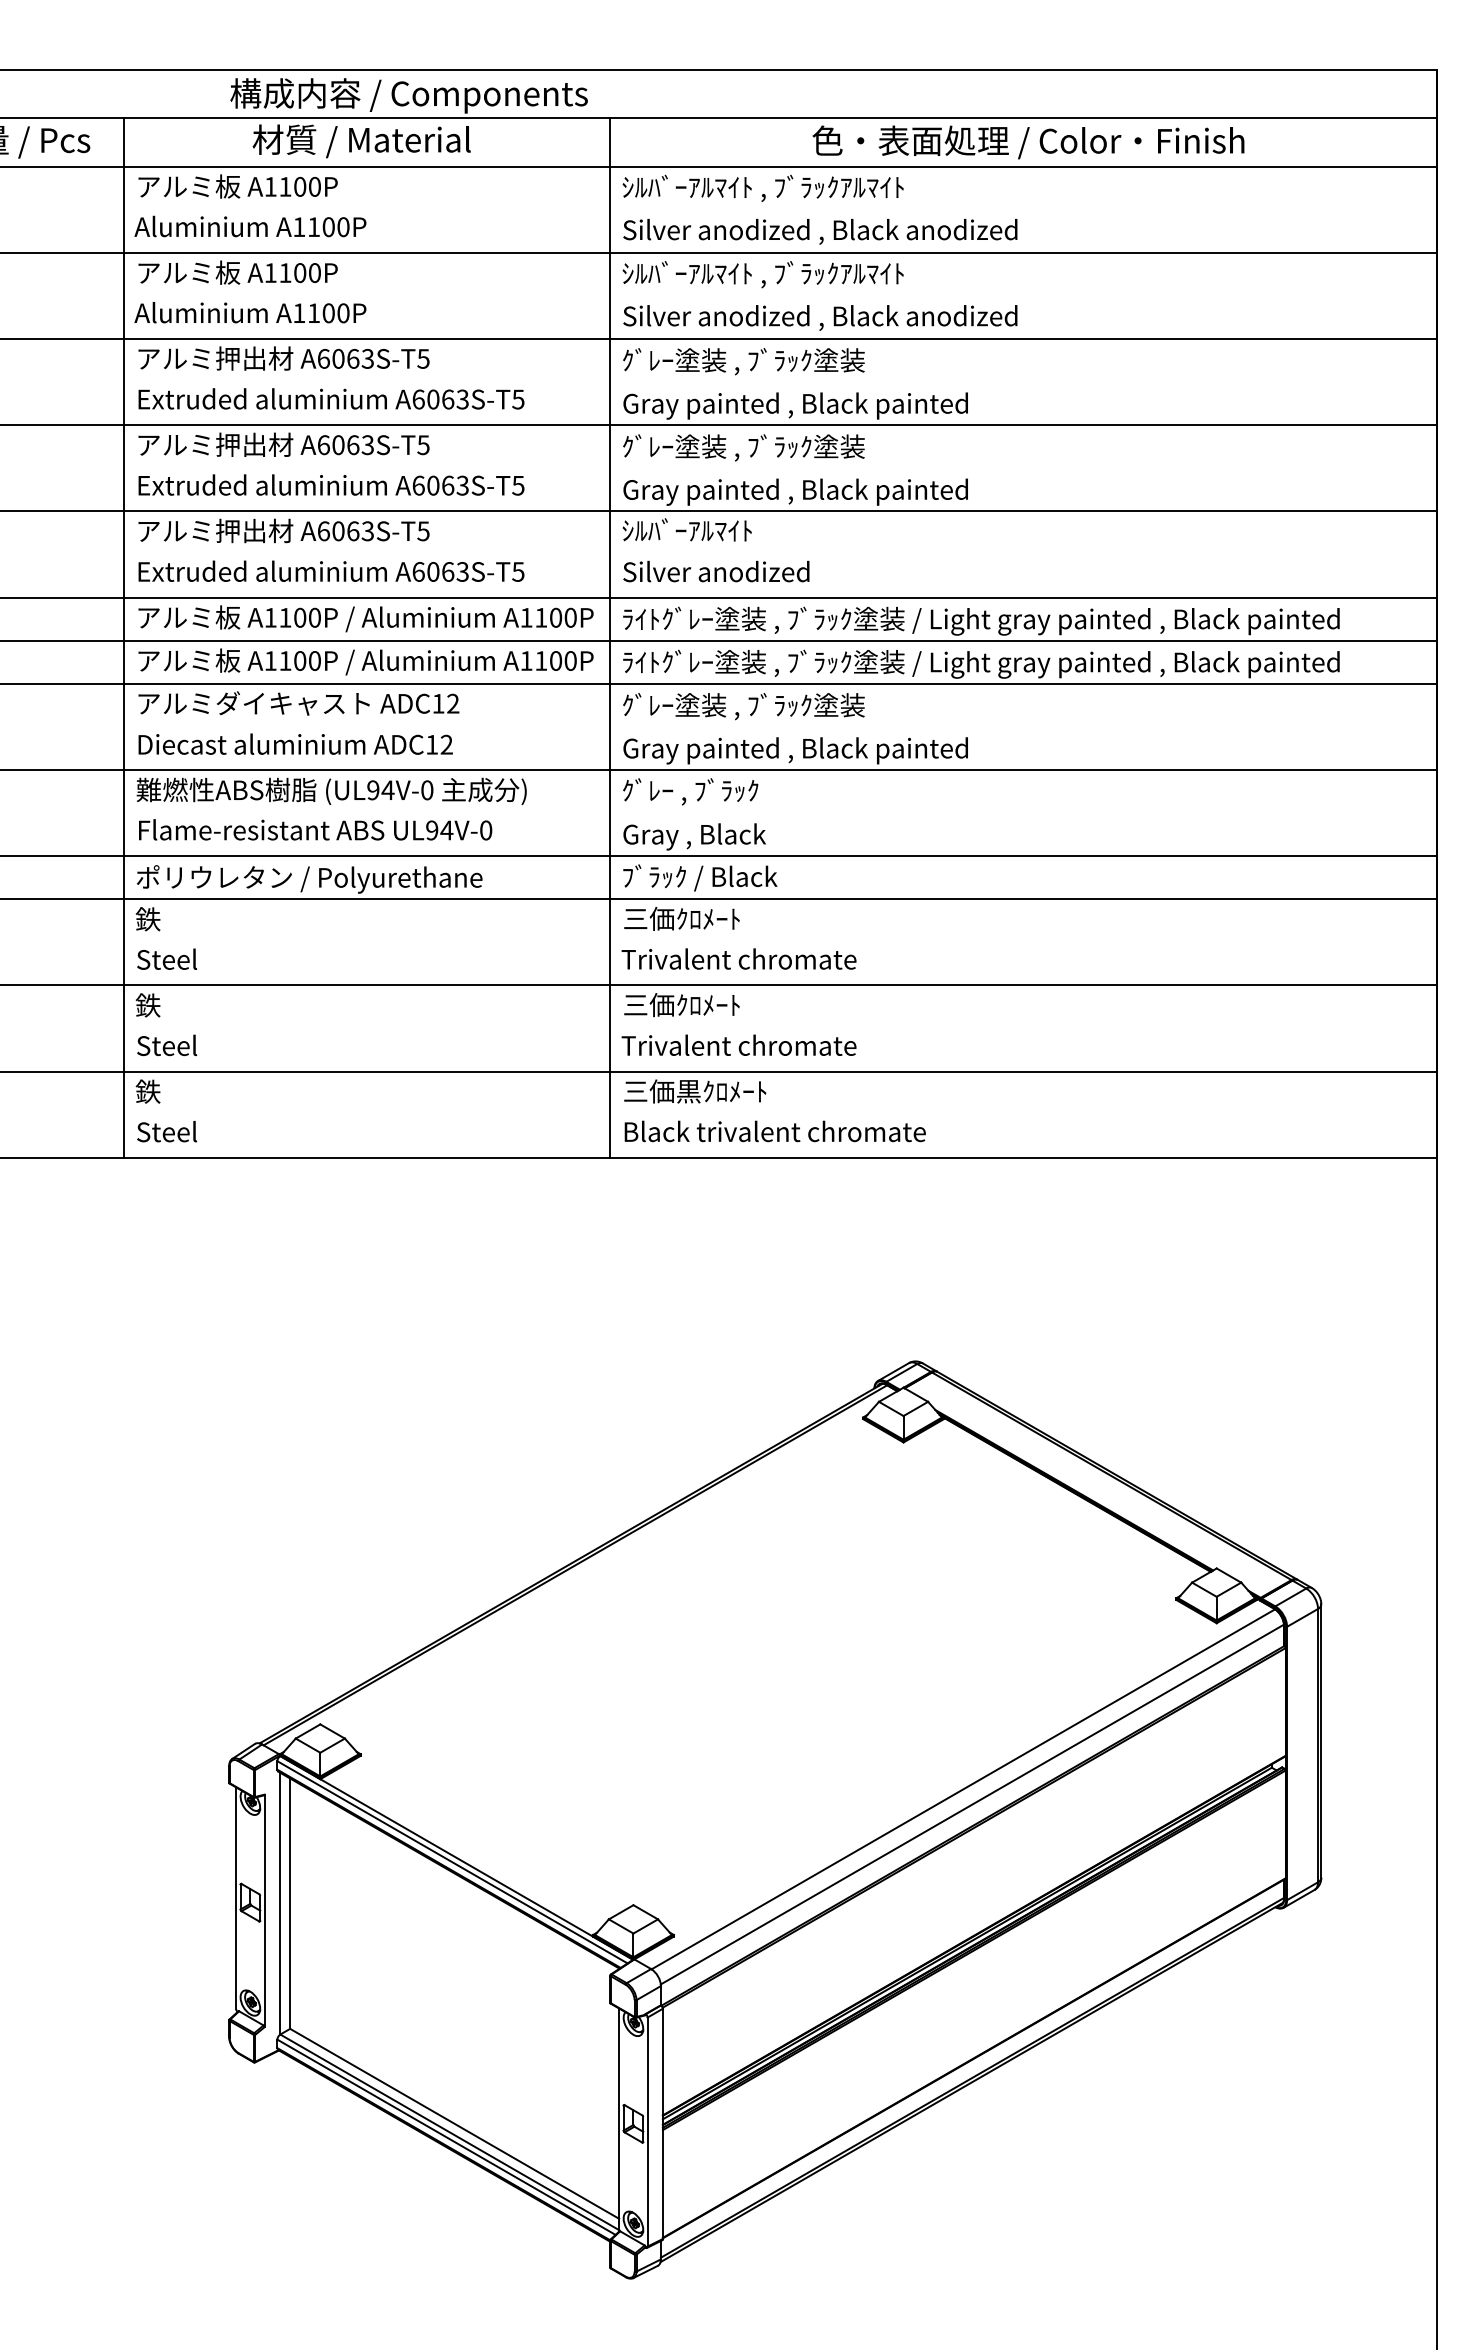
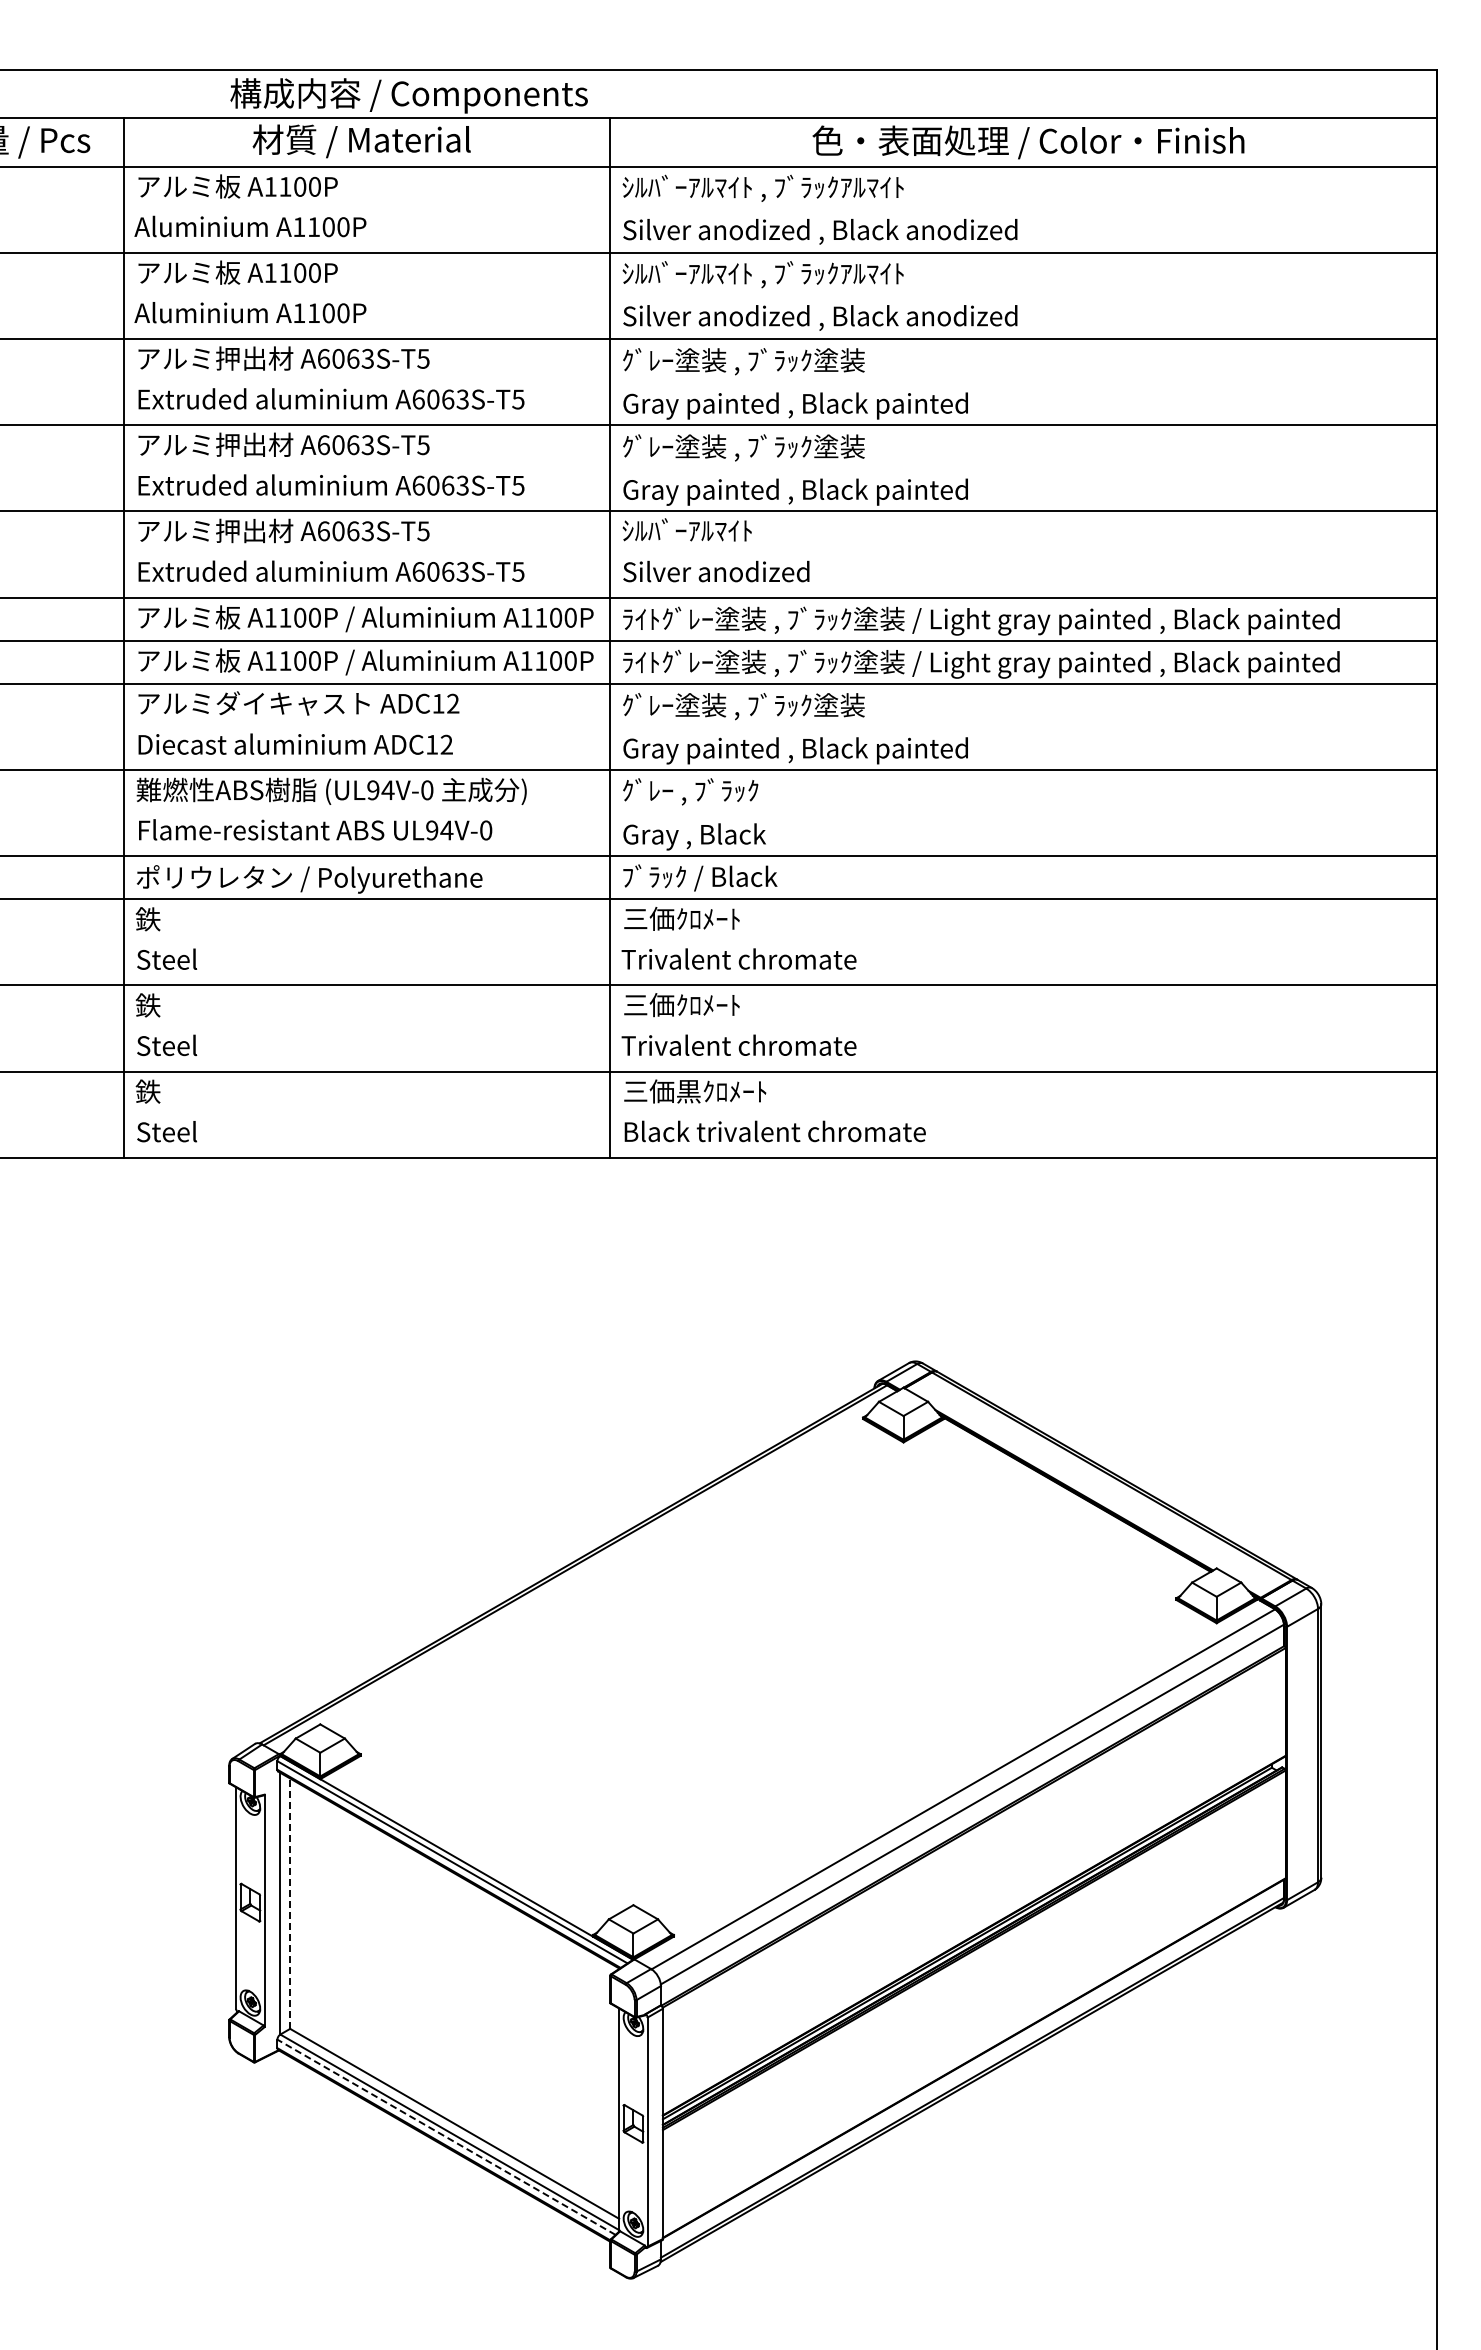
line: solid -> dashed (289, 1903)
line: solid -> dashed (446, 2137)
